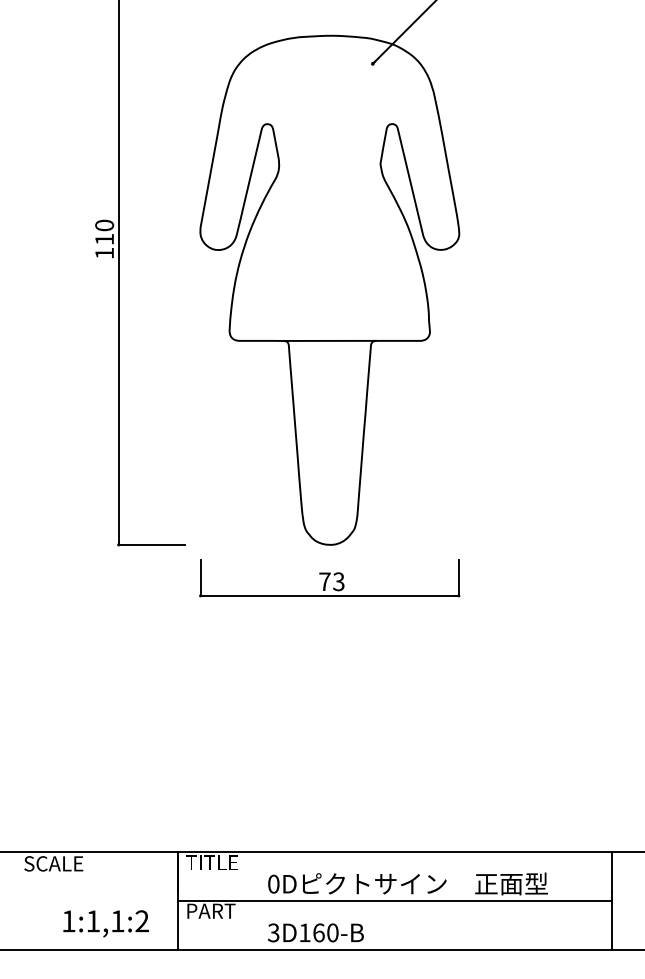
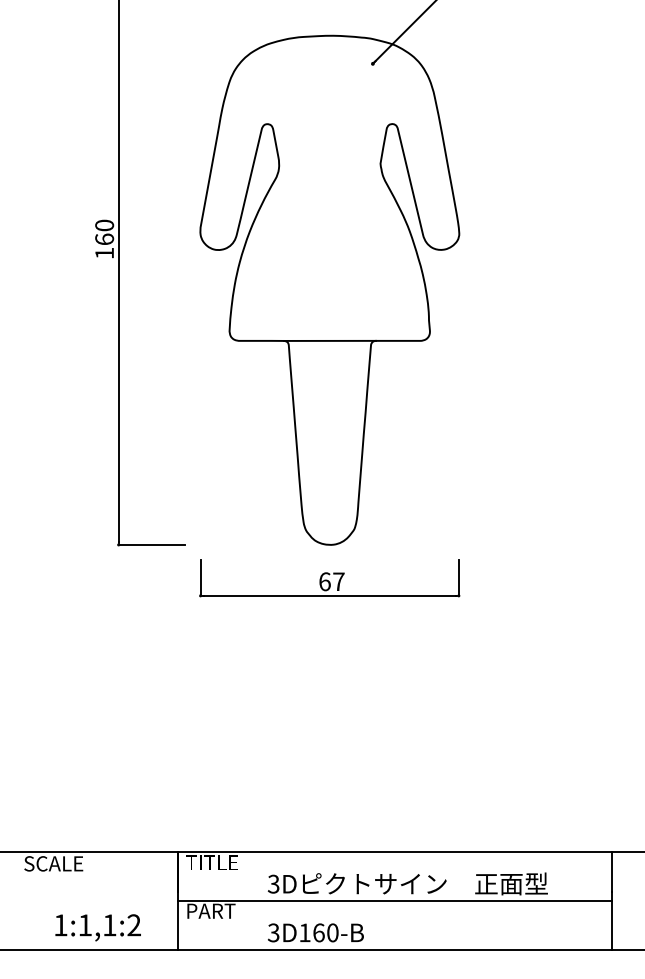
text: 110 -> 160 (104, 238)
text: 73 -> 67 (331, 581)
text: 0D -> 3D (273, 883)
text position: (105, 923) -> (97, 927) (97, 927)
